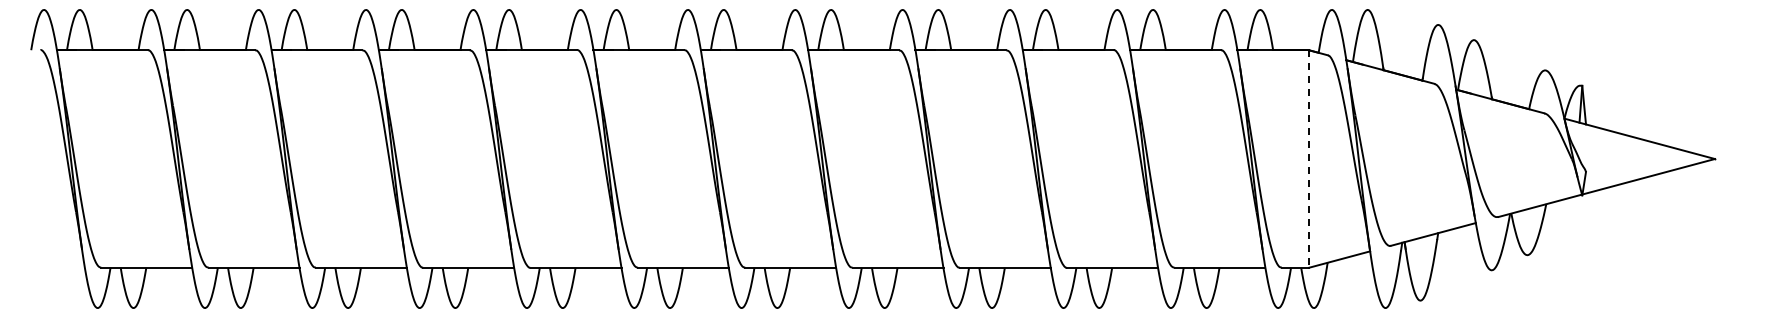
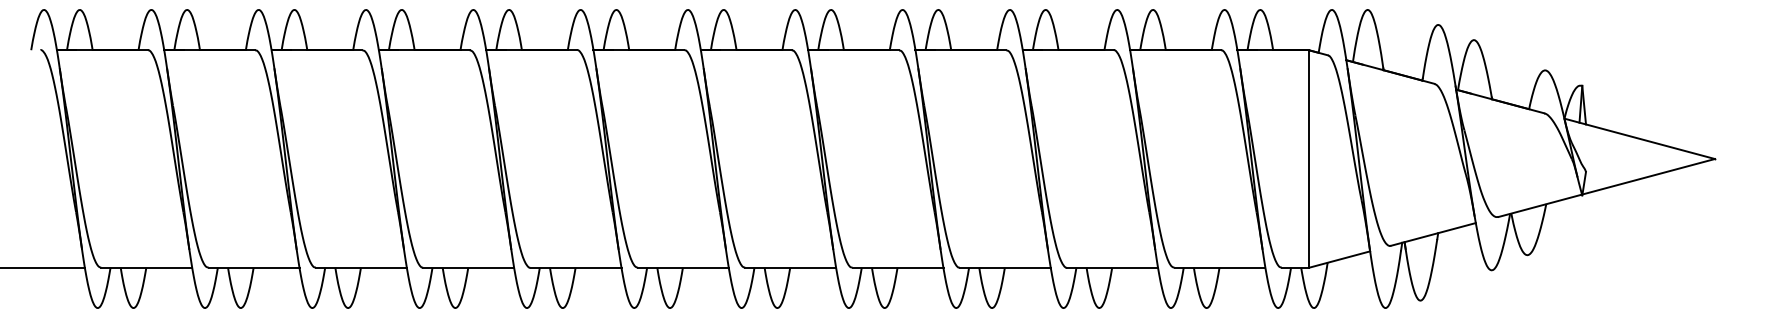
line: dashed -> solid (1308, 159)
line: none -> present (43, 267)
